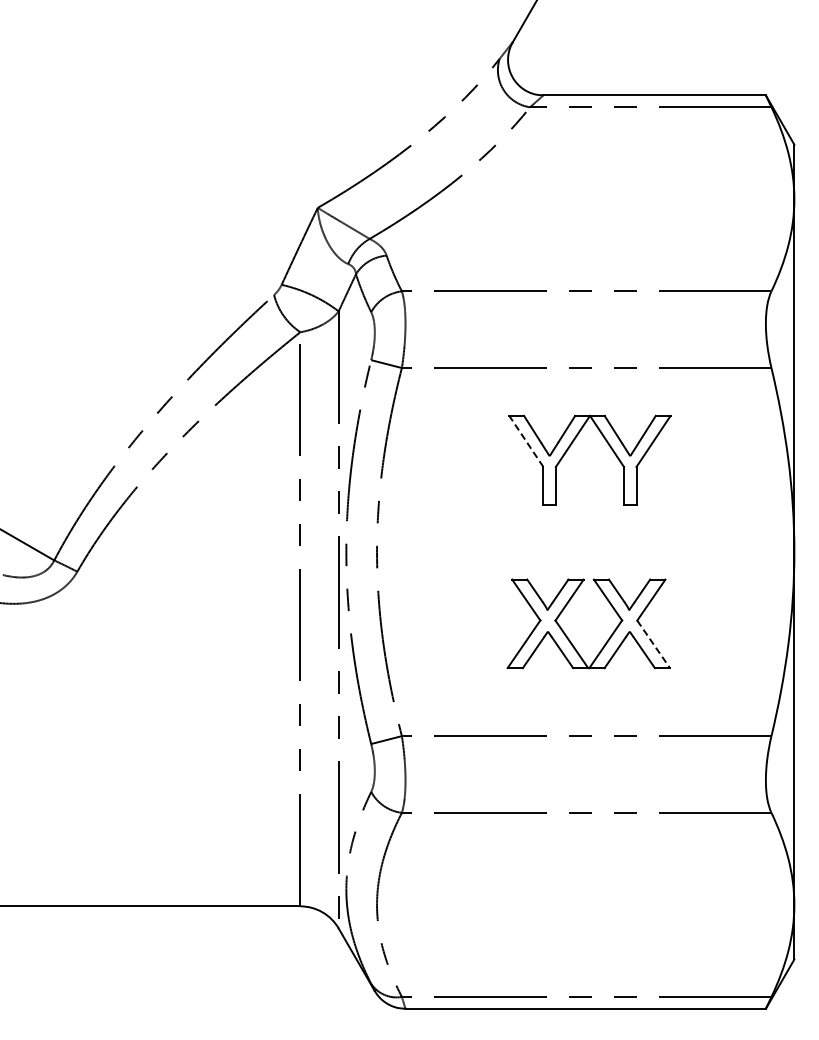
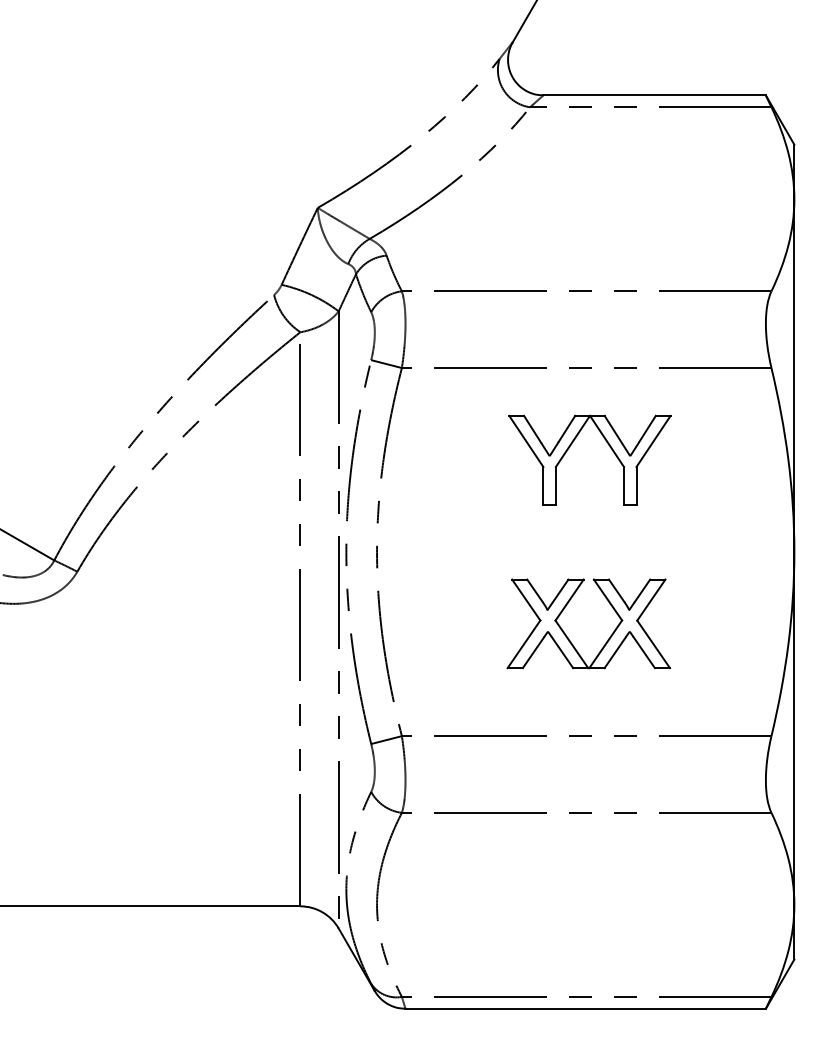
line: dashed -> solid (526, 441)
line: dashed -> solid (653, 644)
